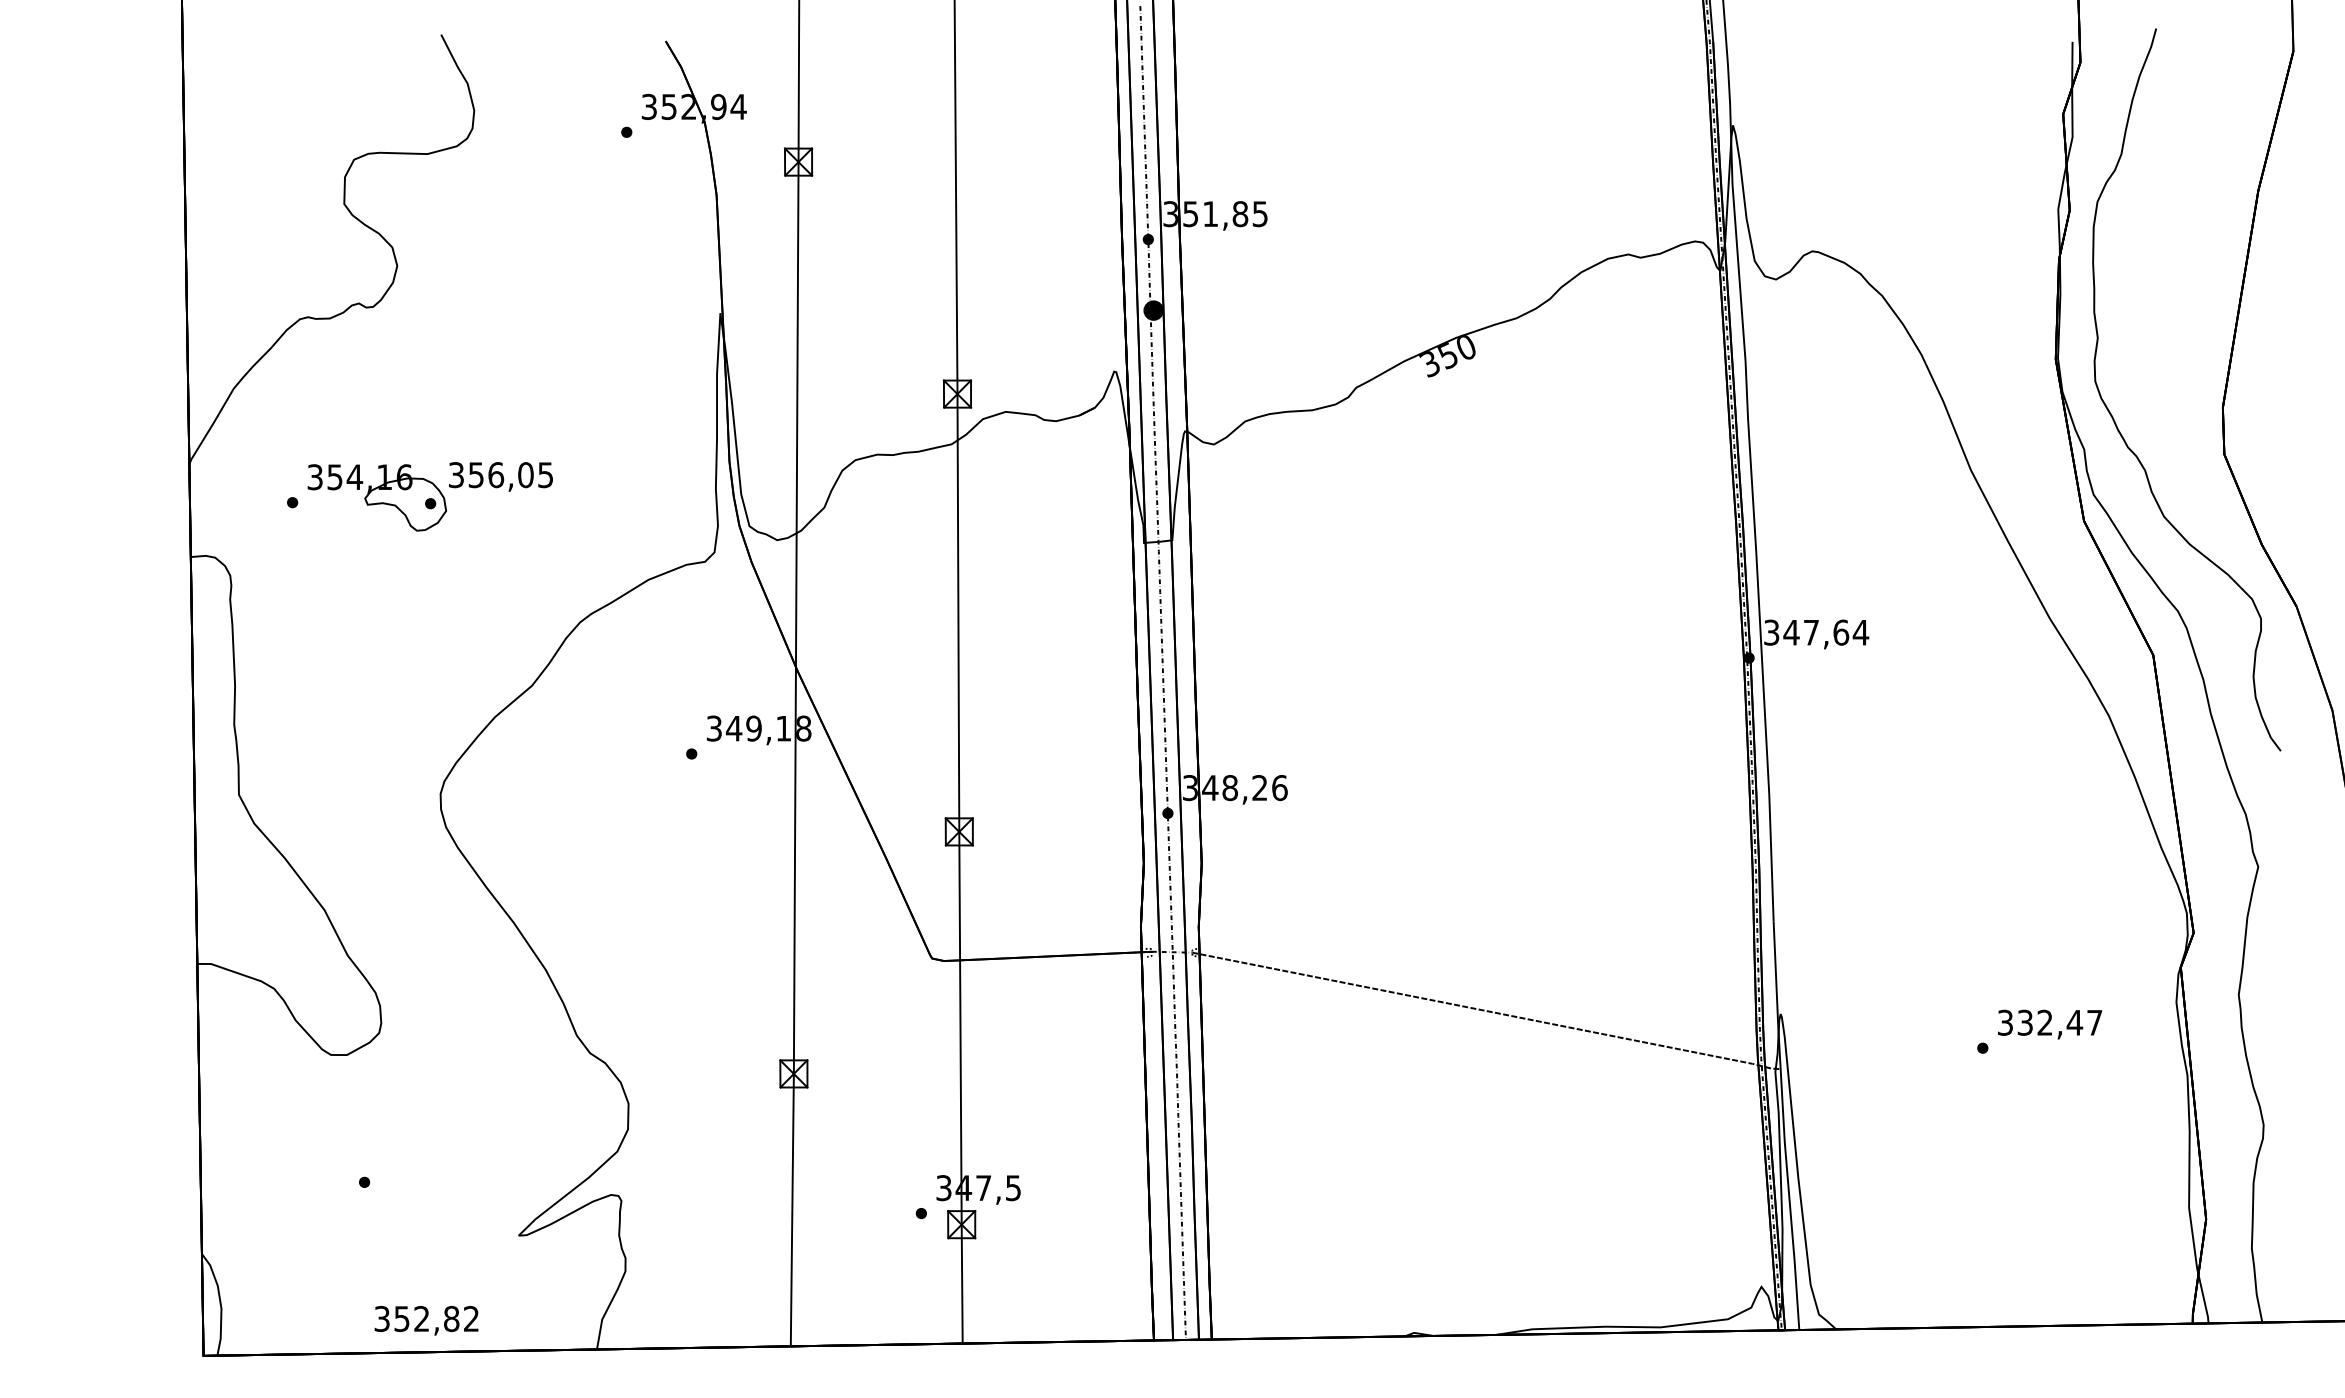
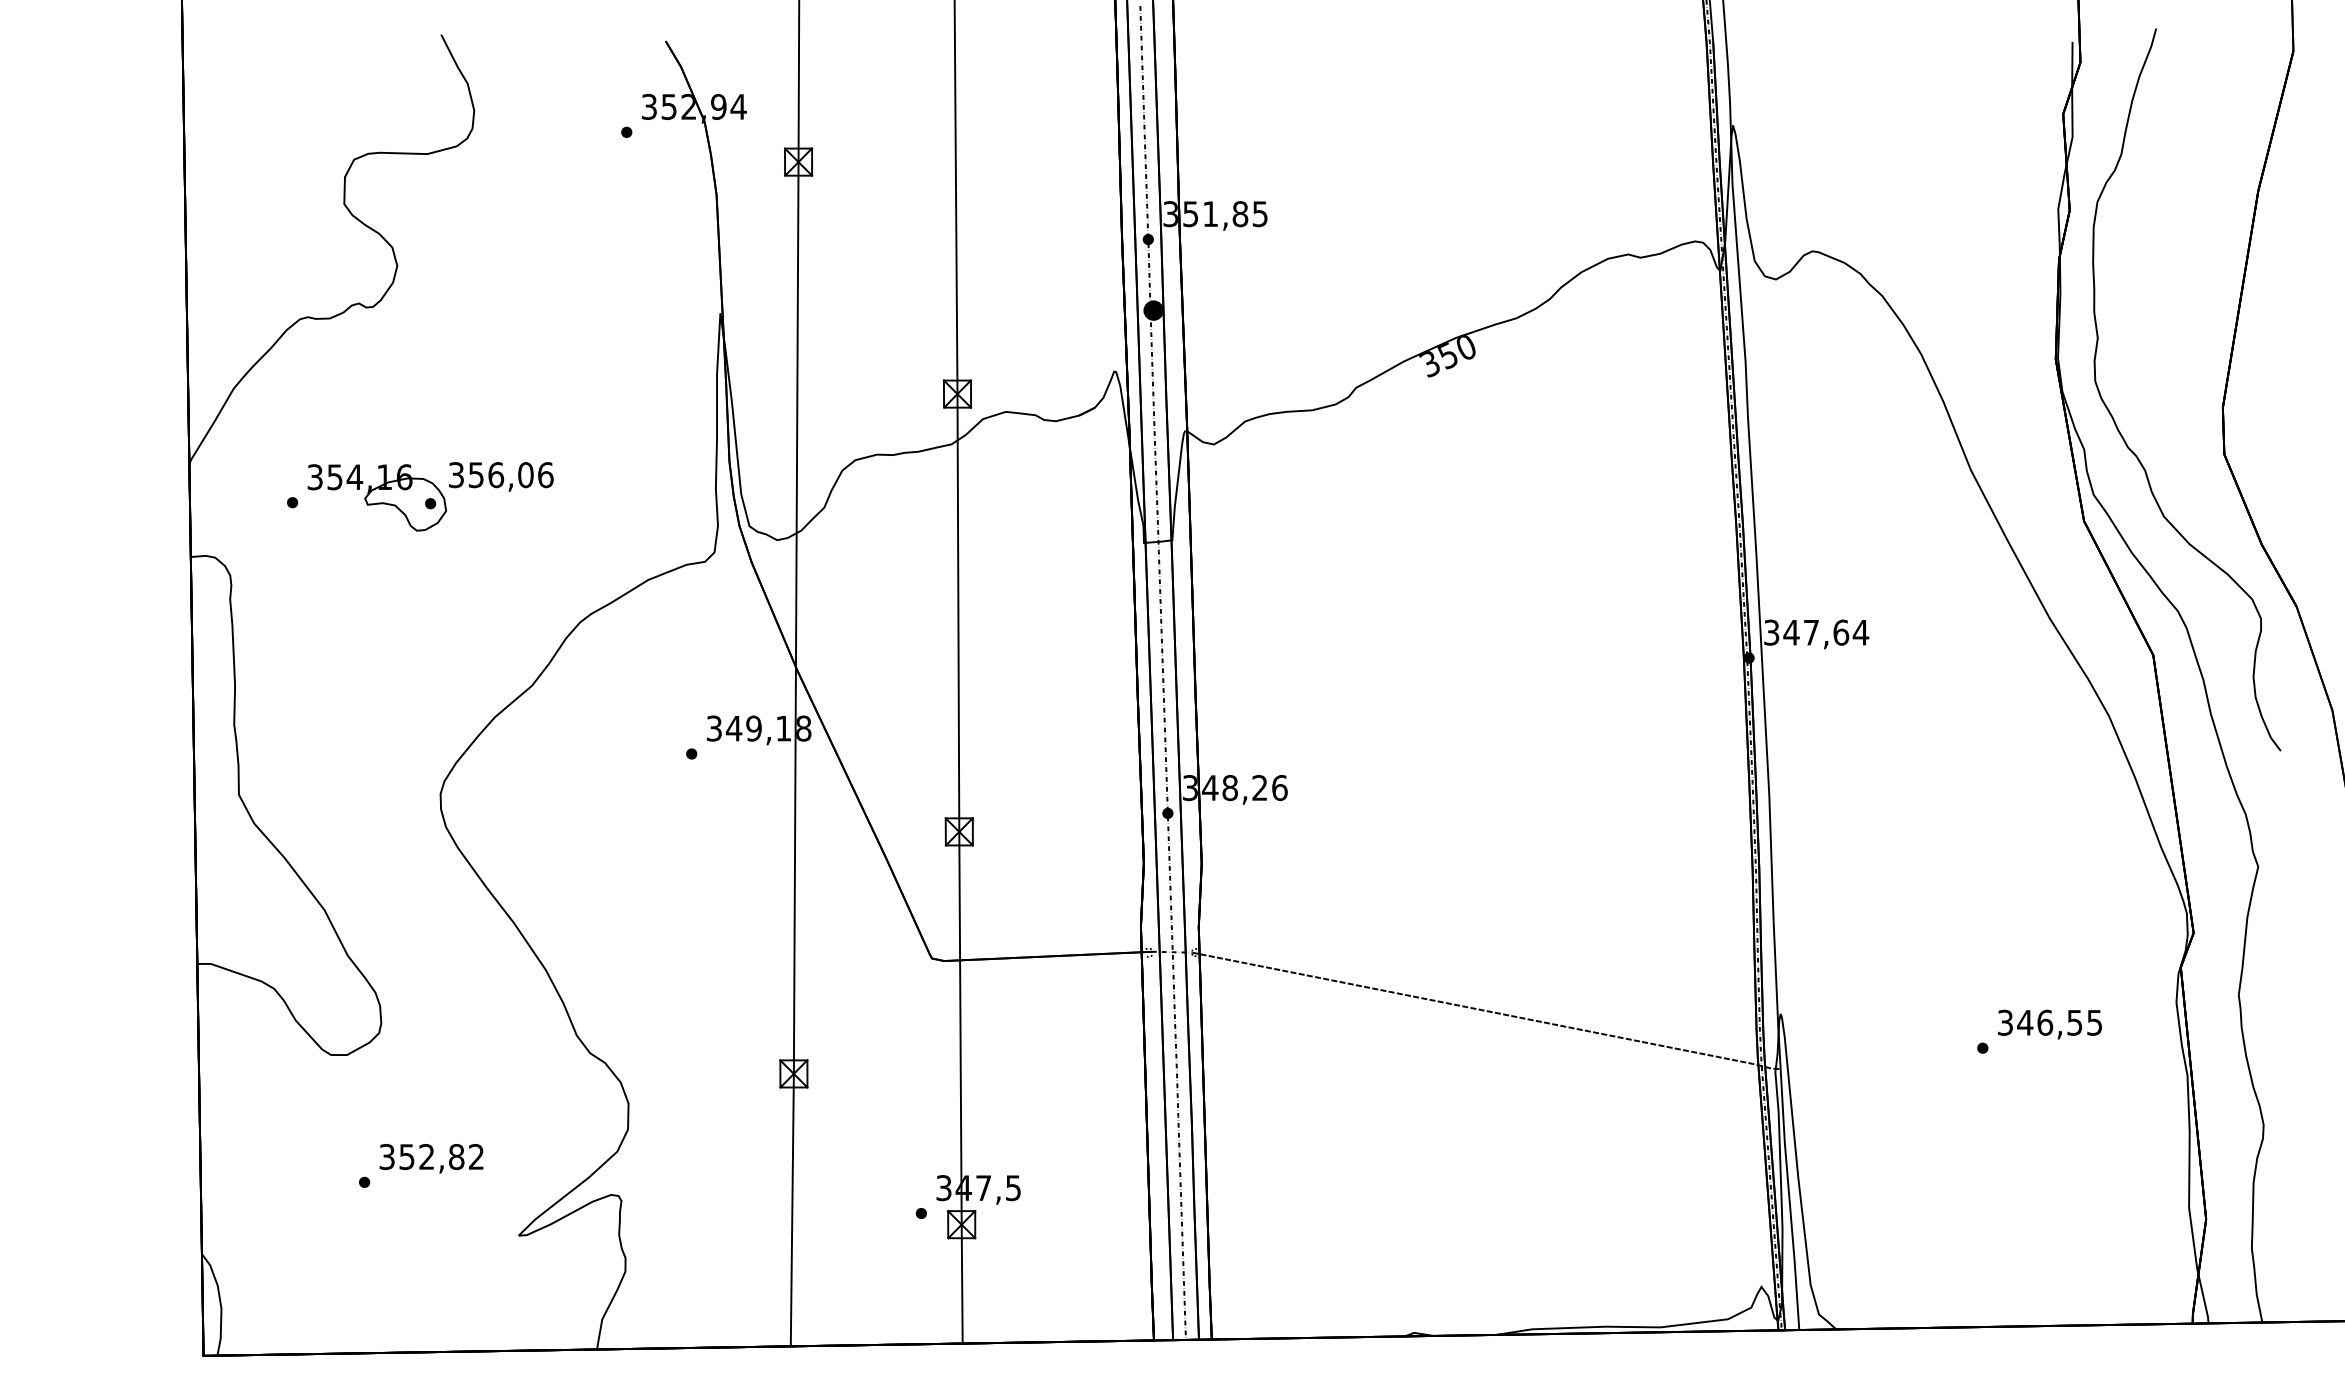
text: 356,05 -> 356,06 (545, 475)
text: 332,47 -> 346,55 (2059, 1022)
text position: (426, 1320) -> (431, 1158) (431, 1158)
